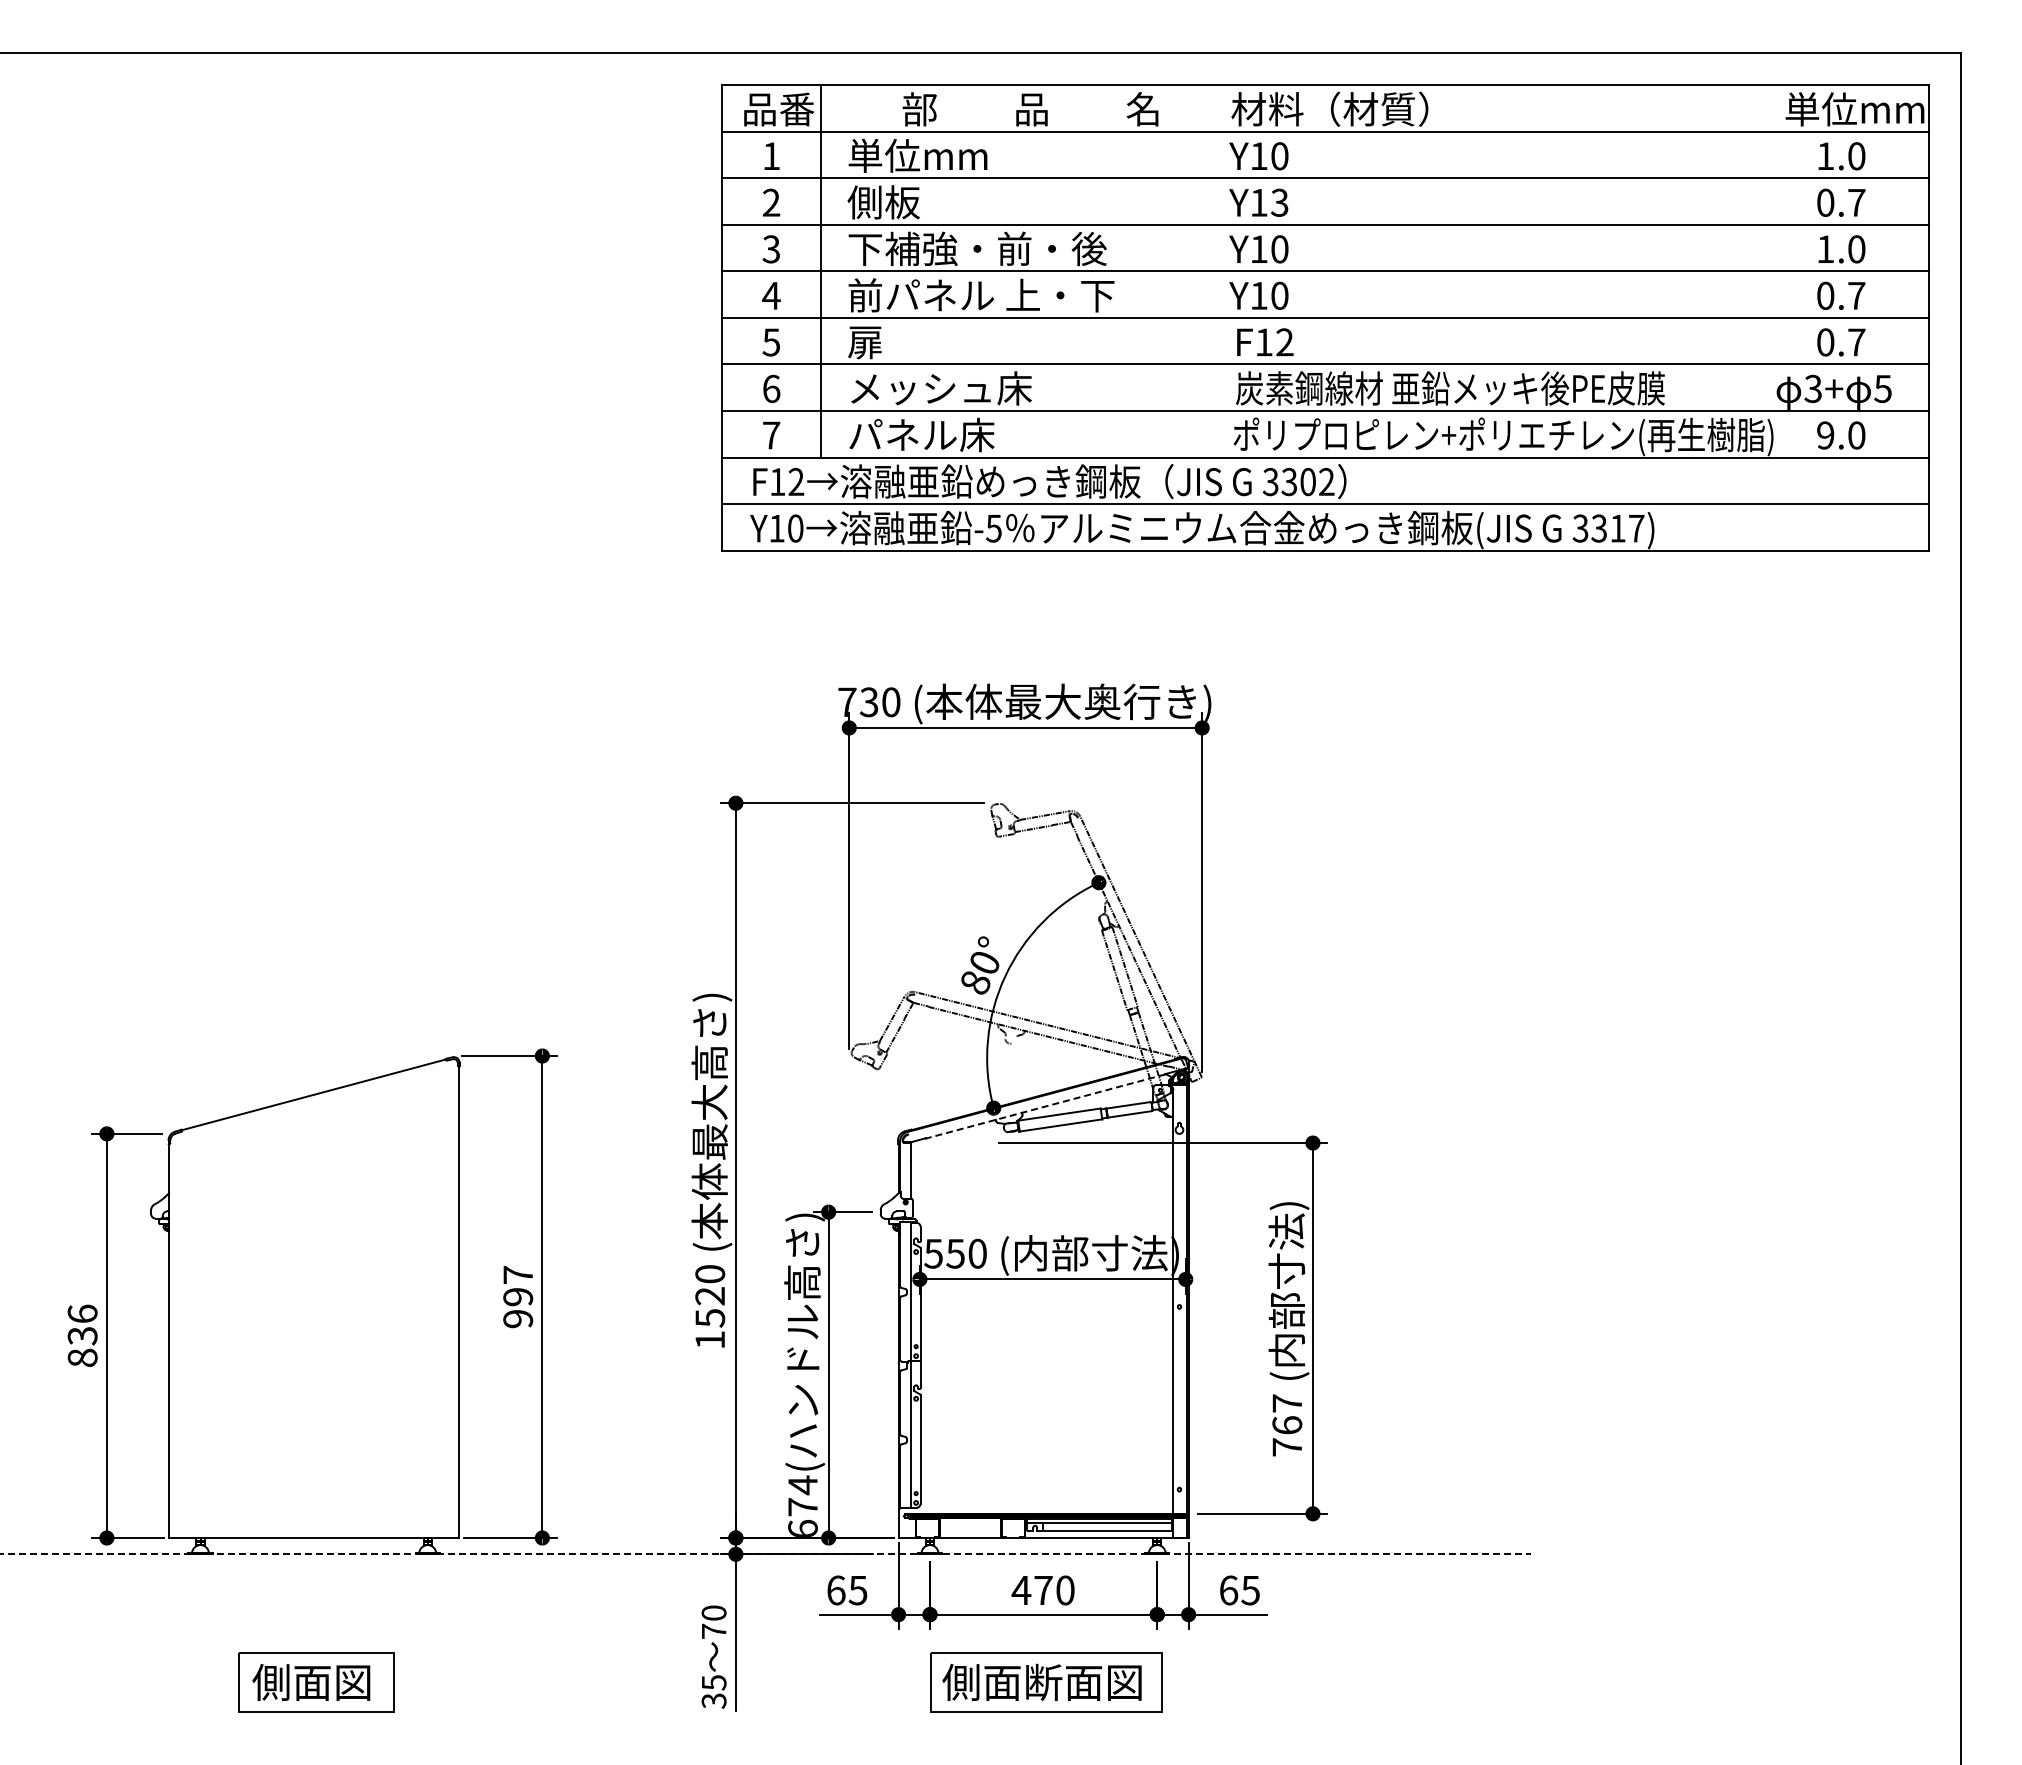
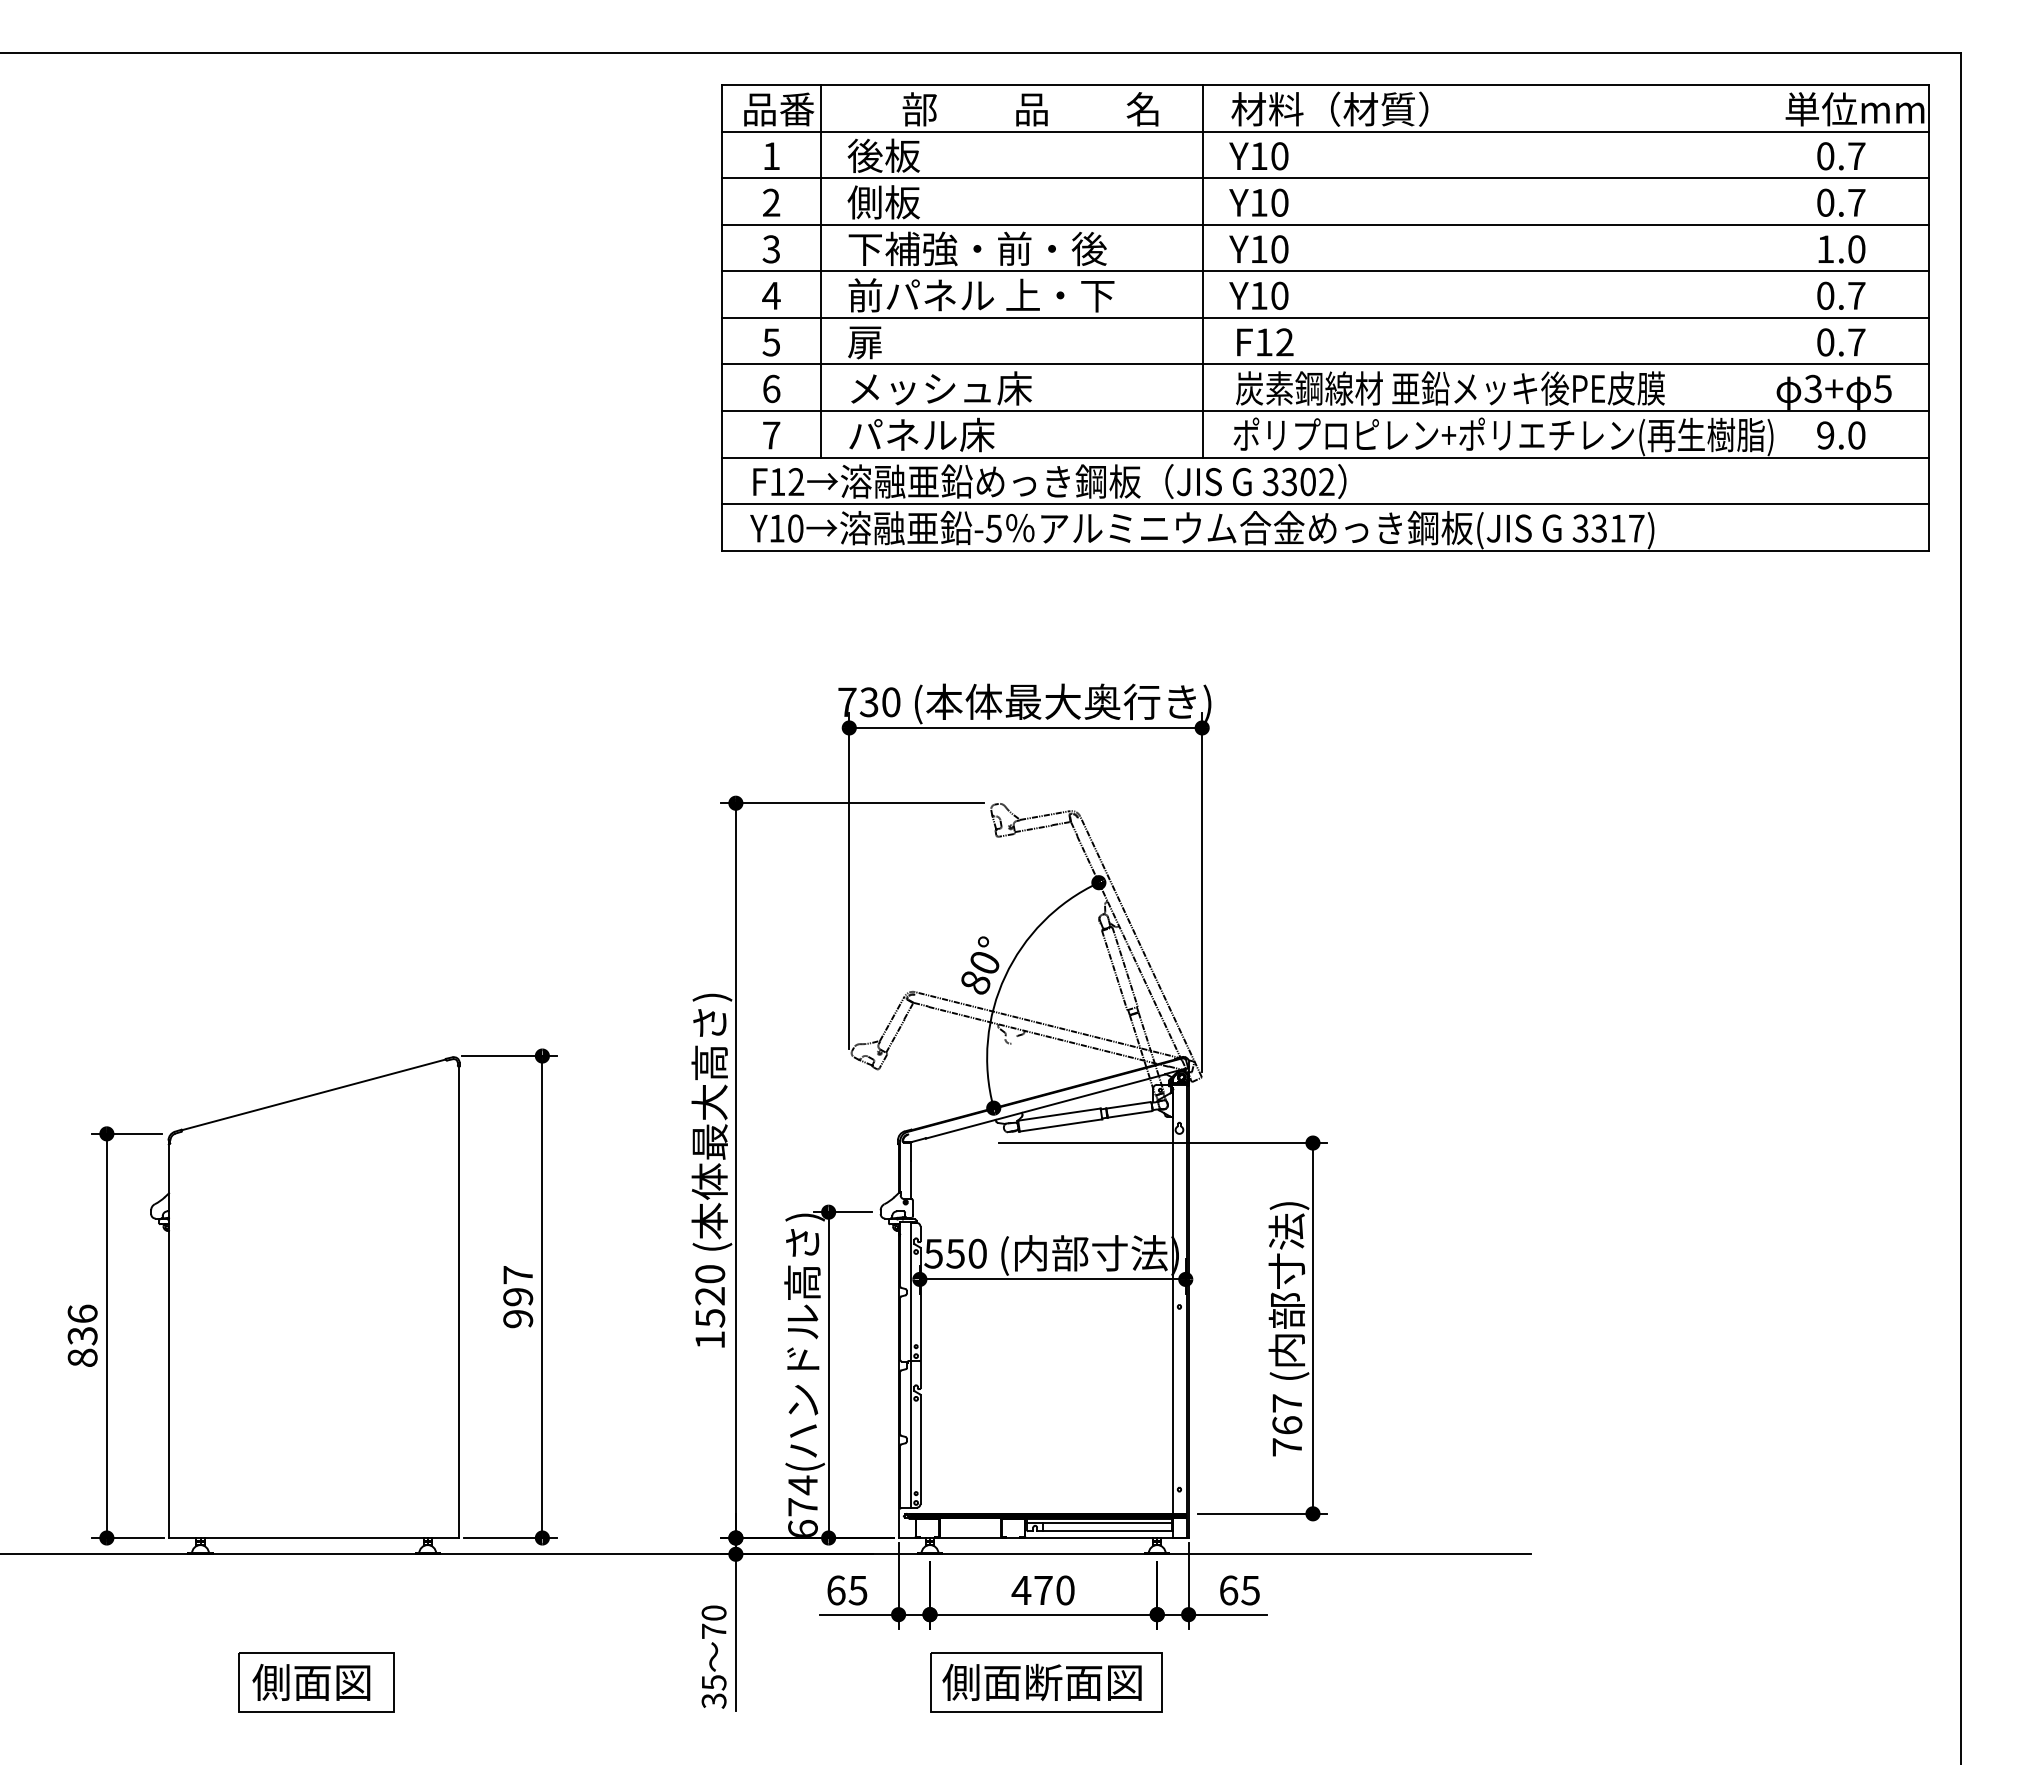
text: 単位mm -> 後板 (917, 155)
text: 1.0 -> 0.7 (1841, 156)
text: Y13 -> Y10 (1279, 202)
line: none -> present (1203, 271)
line: dashed -> solid (1045, 1106)
line: dashed -> solid (765, 1554)
